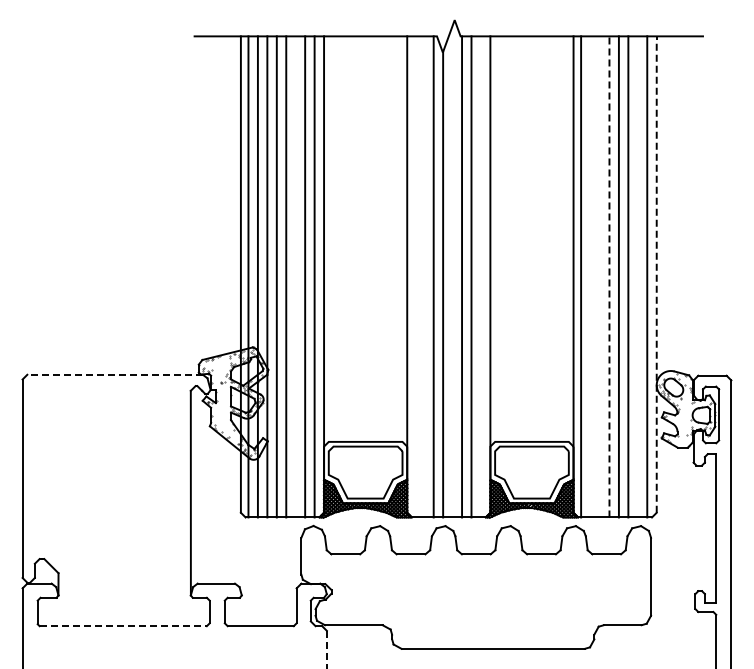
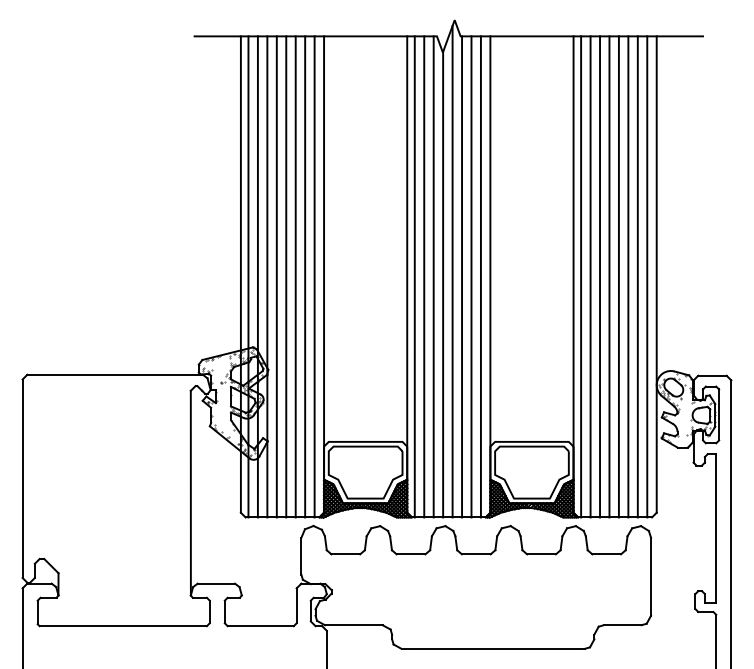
line: none -> present (452, 271)
line: dashed -> solid (656, 274)
line: none -> present (295, 276)
line: none -> present (414, 276)
line: none -> present (424, 276)
line: none -> present (480, 276)
line: none -> present (590, 276)
line: none -> present (600, 276)
line: dashed -> solid (609, 276)
line: none -> present (637, 276)
line: dashed -> solid (115, 374)
line: dashed -> solid (123, 626)
line: dashed -> solid (326, 649)
